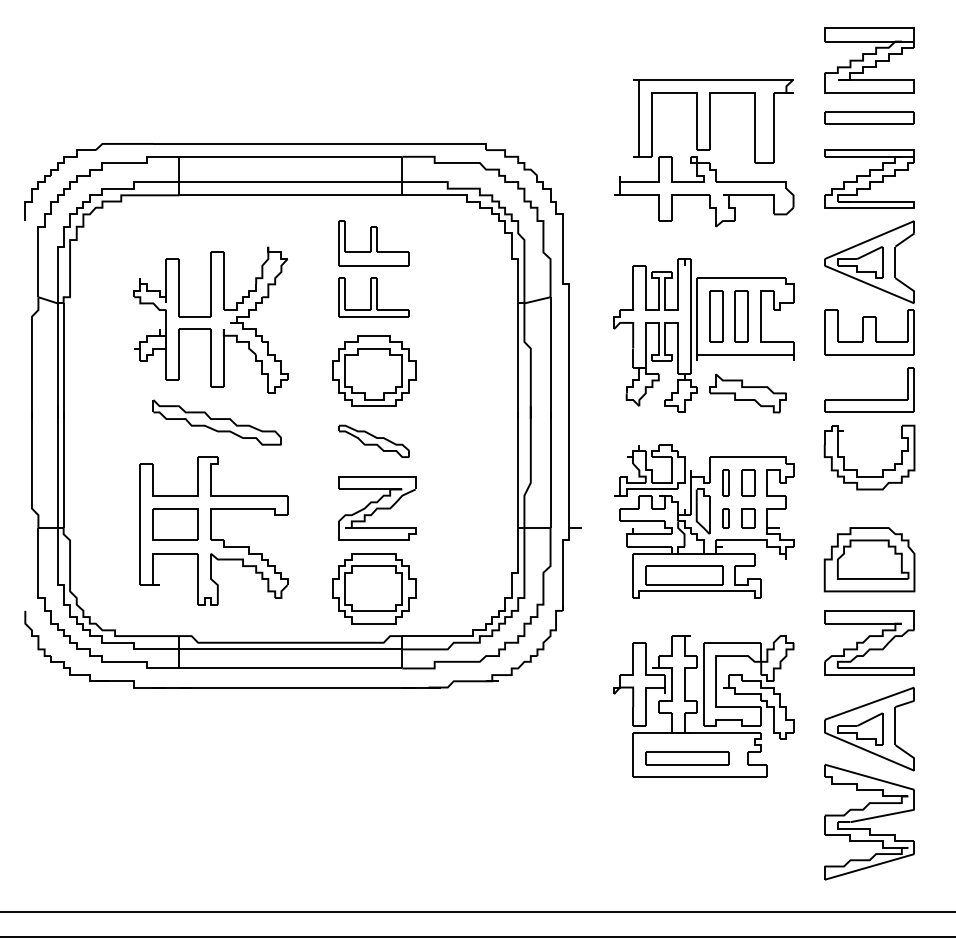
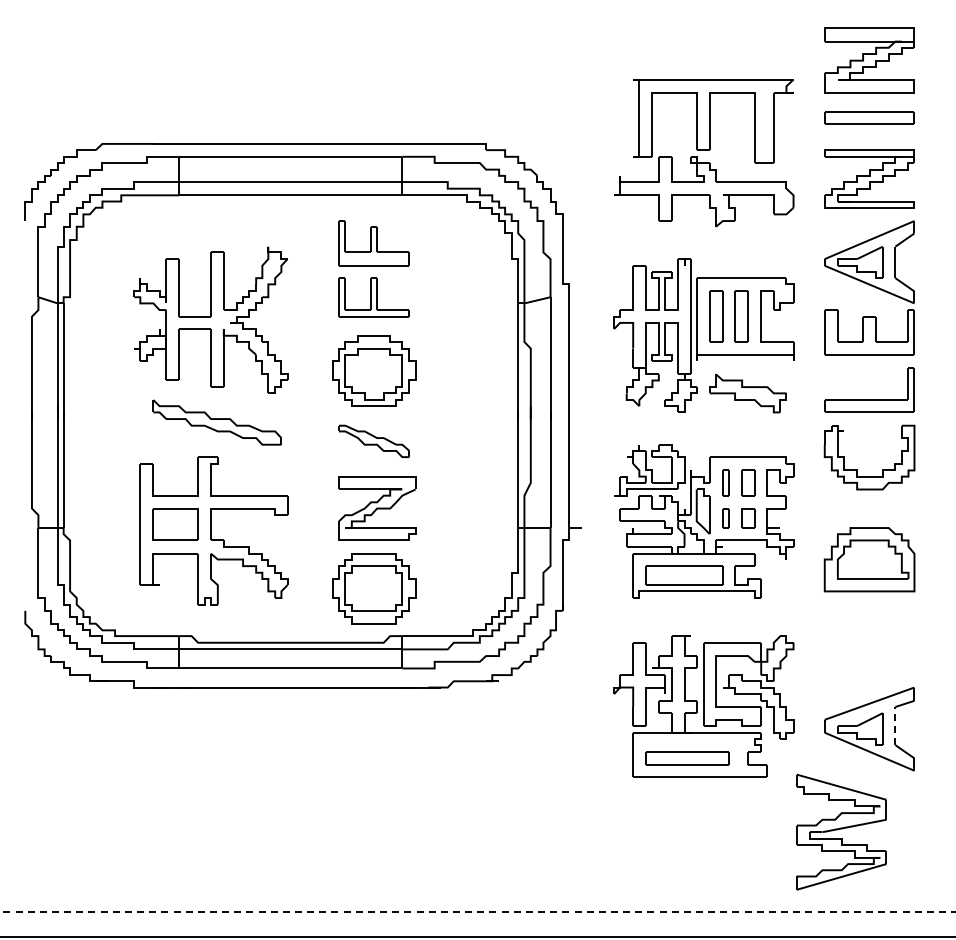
part: present -> none (869, 642)
line: solid -> dashed (895, 725)
part position: (869, 821) -> (841, 831) (841, 831)
line: solid -> dashed (477, 911)
